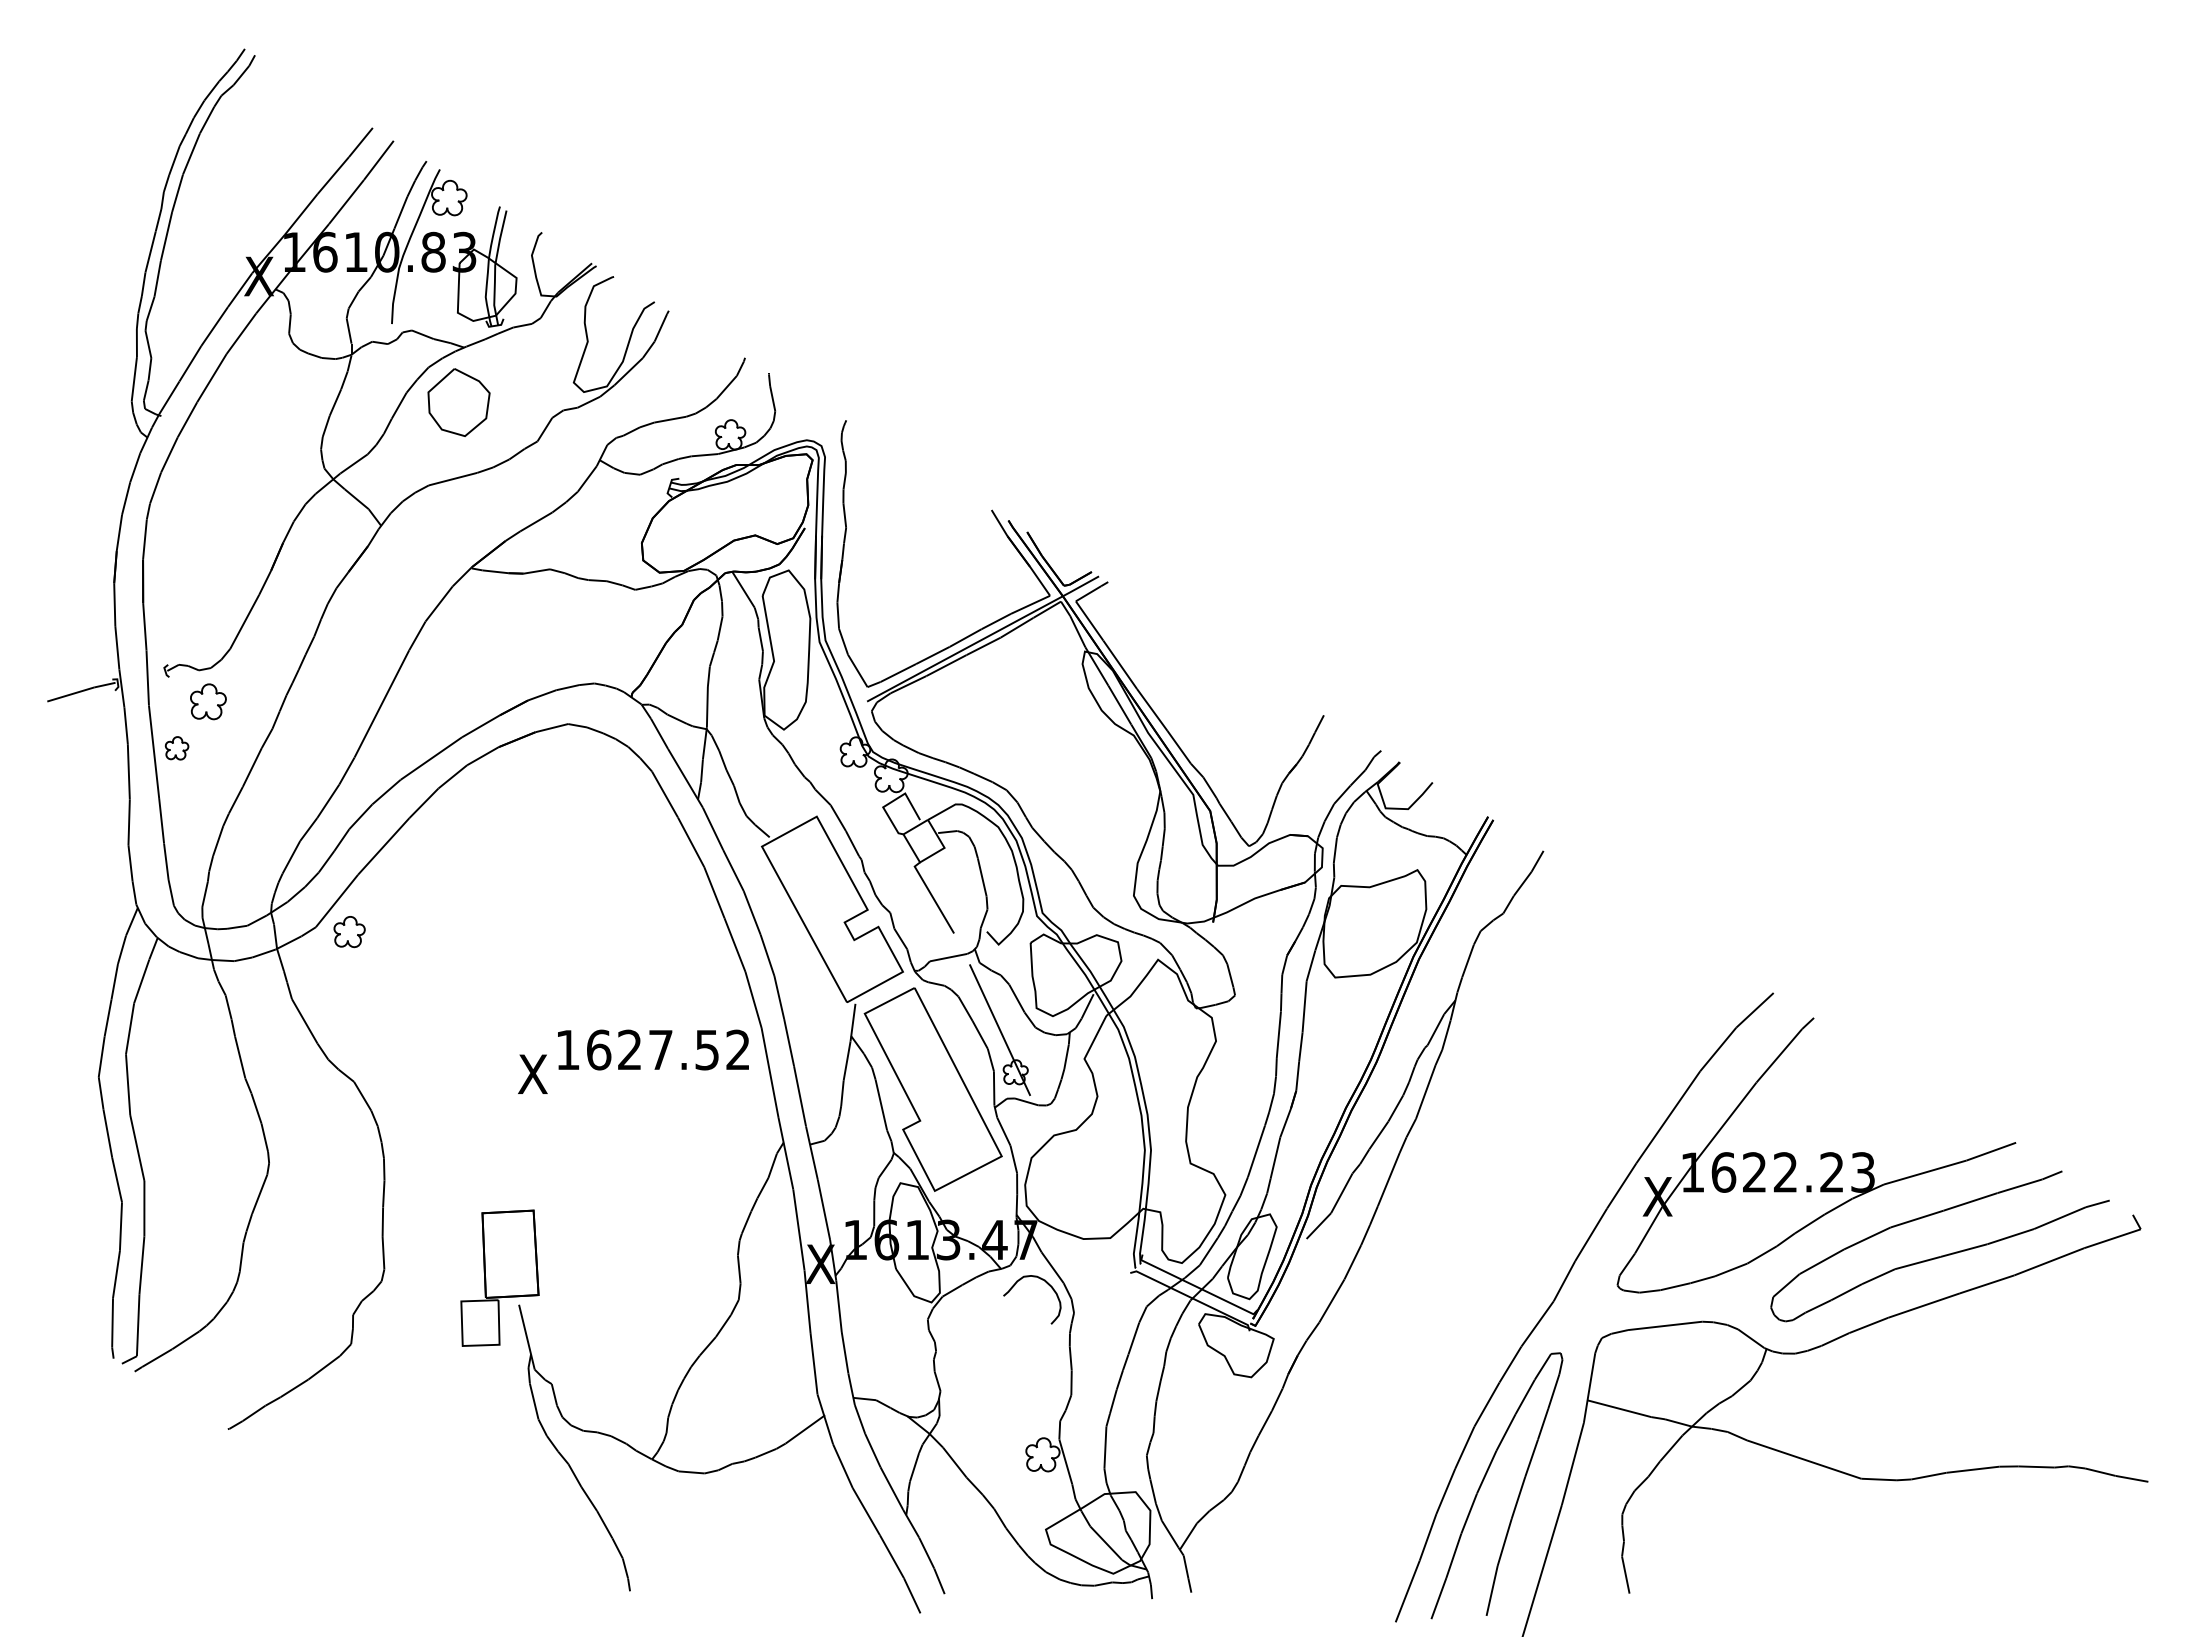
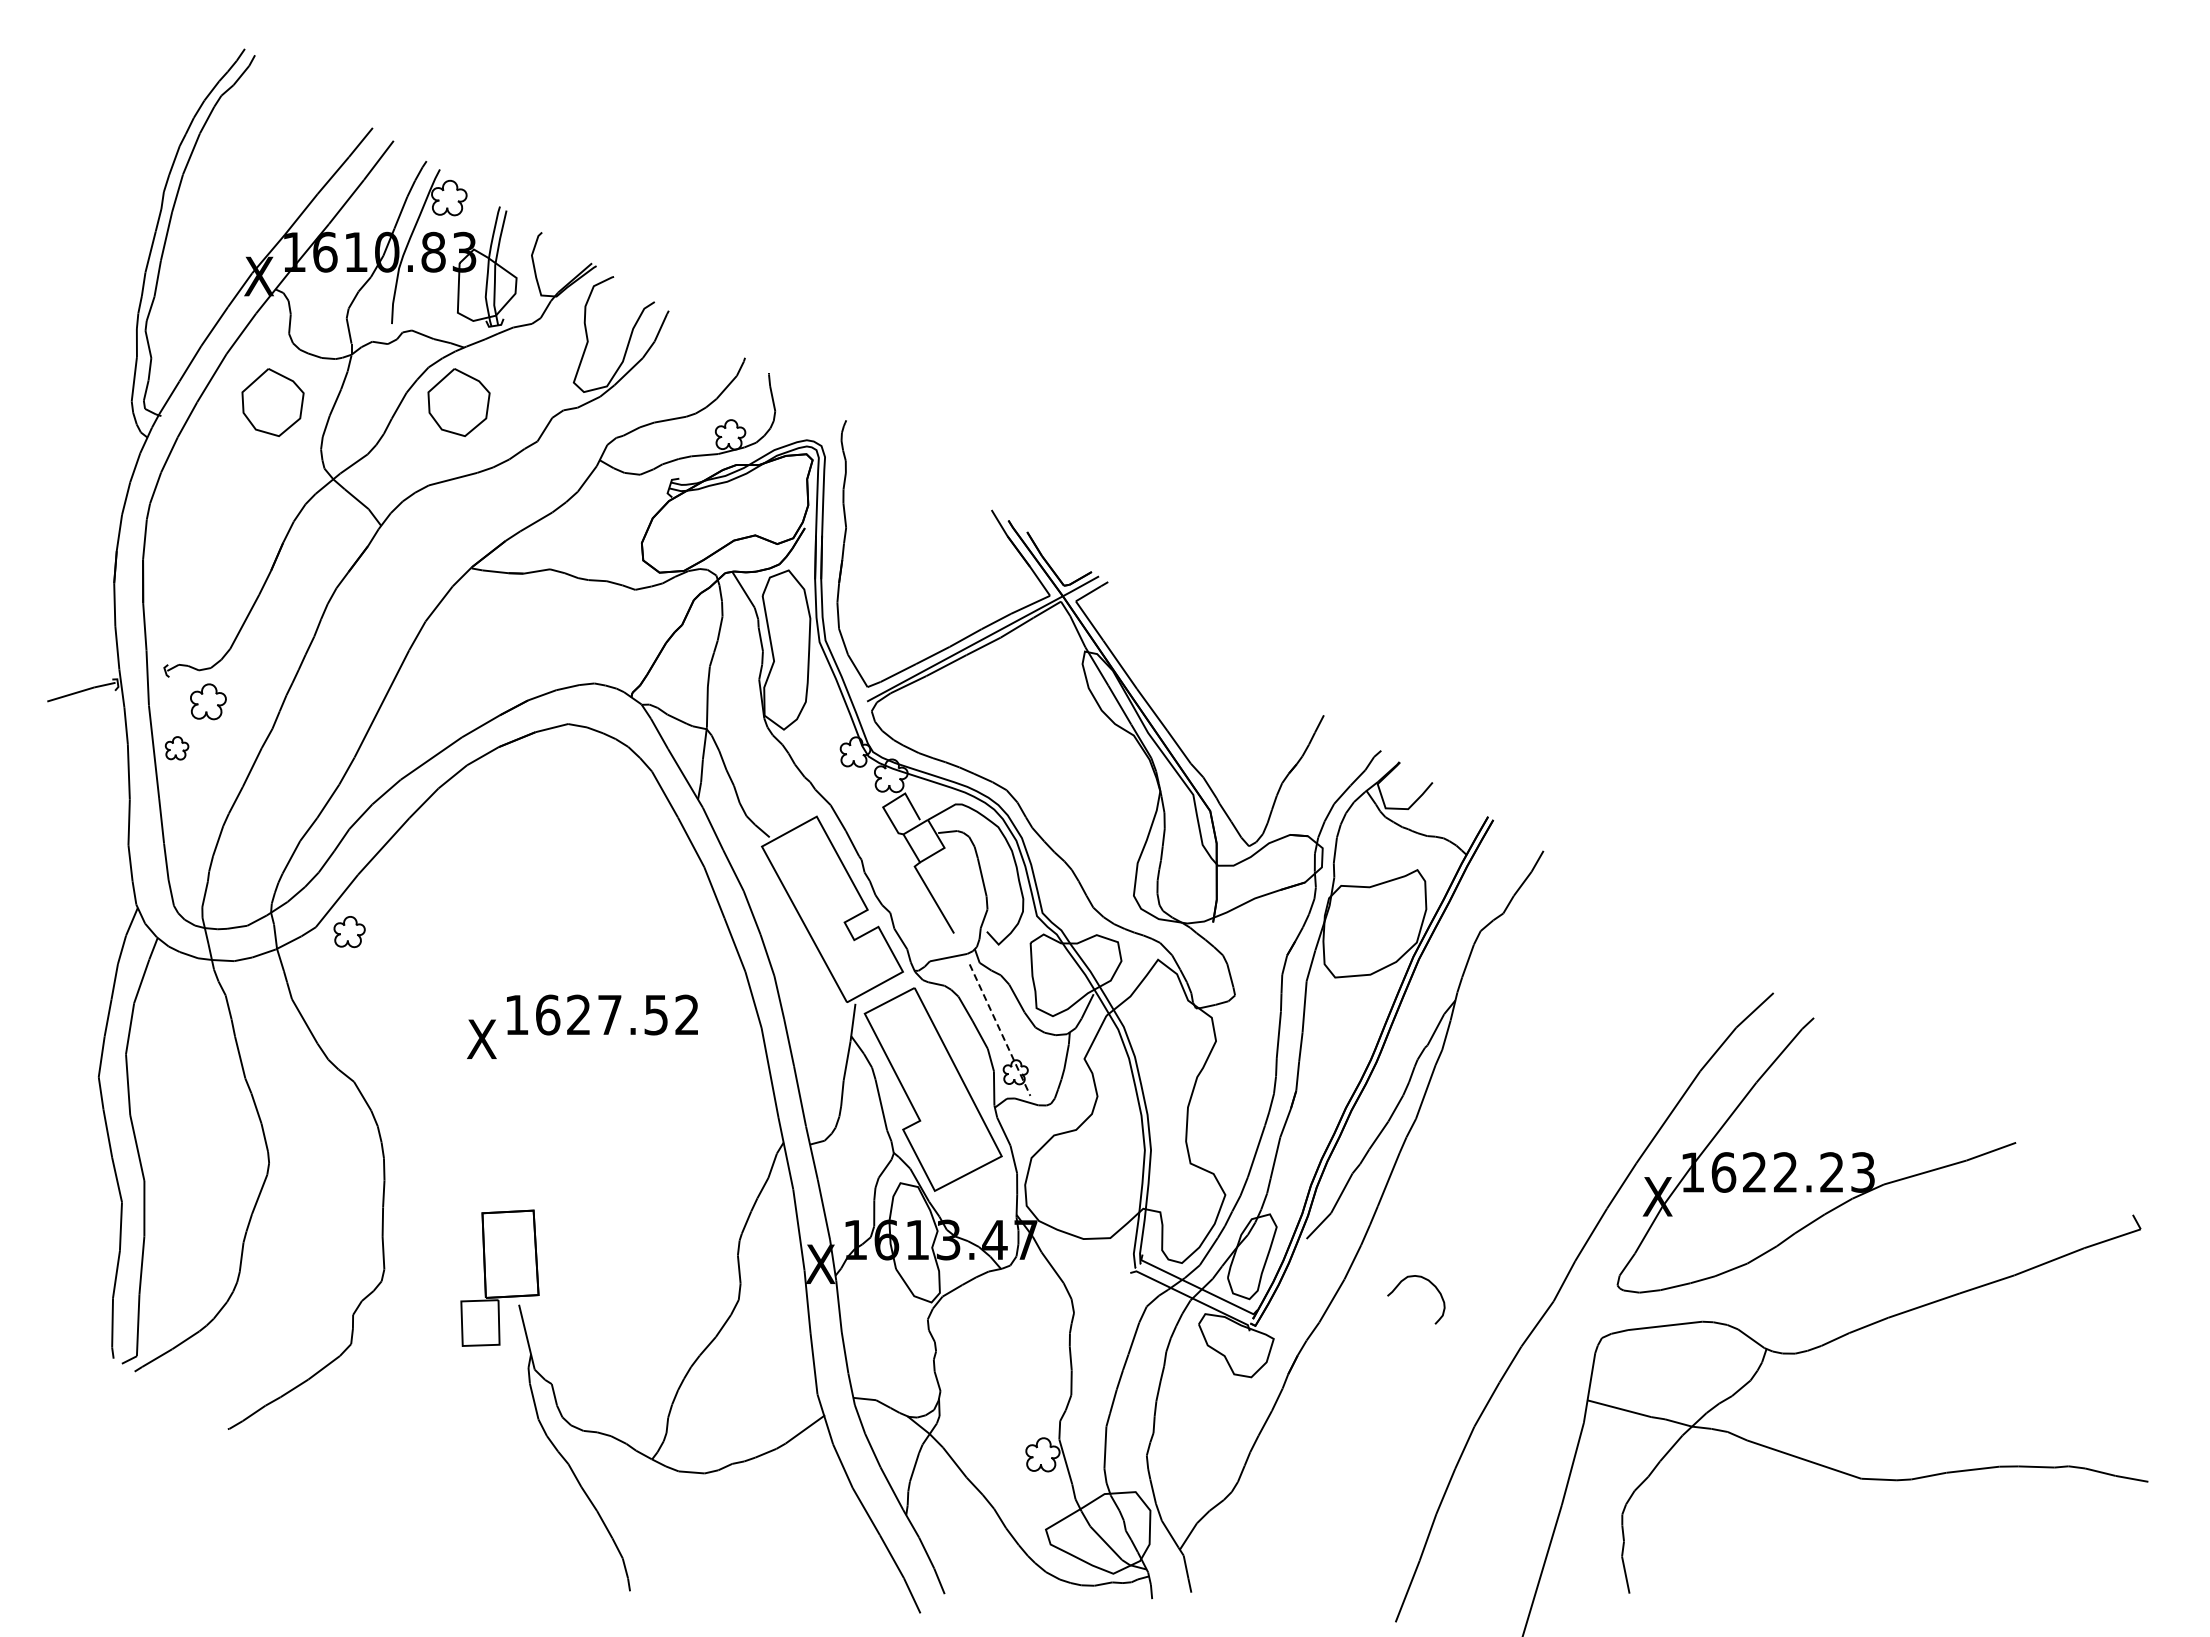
part: none -> present (272, 402)
line: solid -> dashed (1000, 1030)
text position: (633, 1061) -> (582, 1026) (582, 1026)
curve: present -> none (1941, 1255)
curve position: (1047, 1284) -> (1431, 1284) (1431, 1284)
curve: present -> none (1483, 1482)
